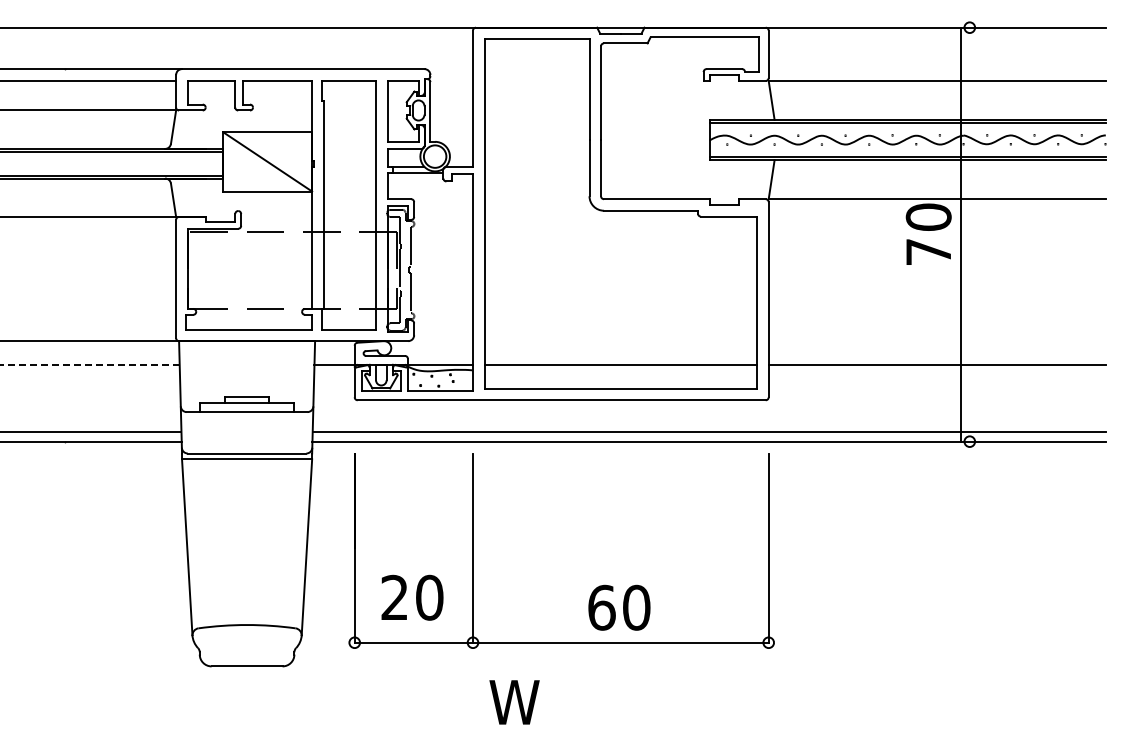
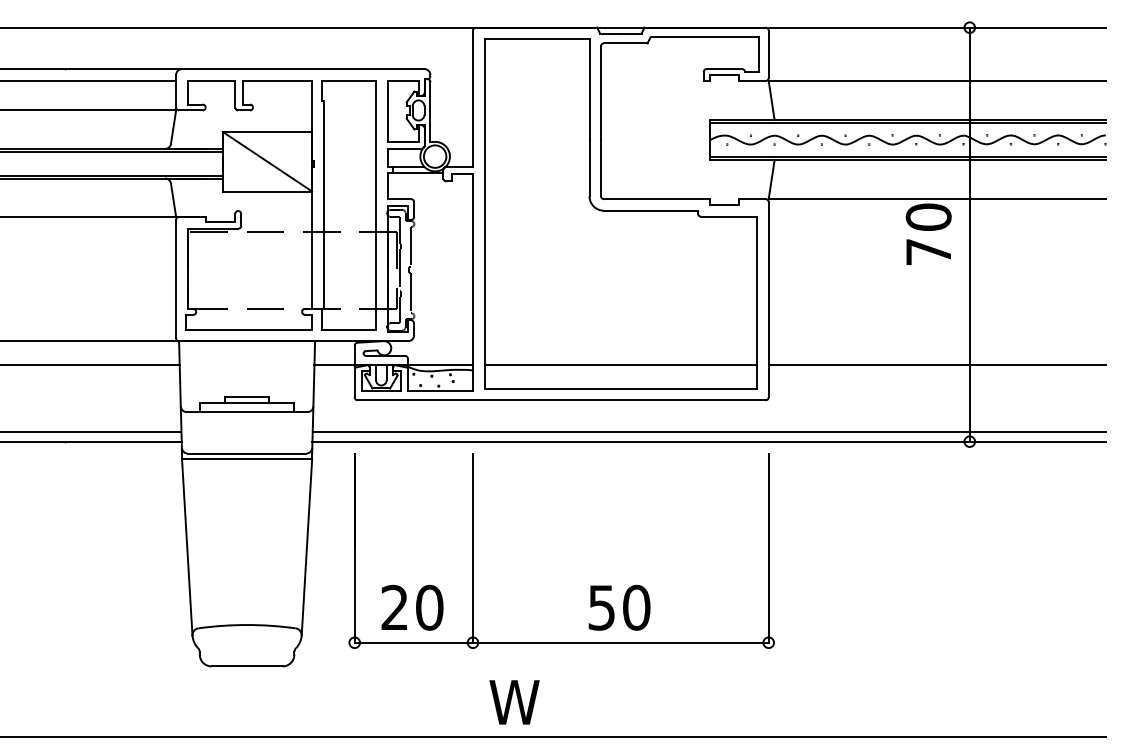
line position: (960, 234) -> (969, 234) (969, 234)
line: dashed -> solid (89, 364)
text position: (412, 597) -> (412, 607) (412, 607)
text: 60 -> 50 (601, 607)
line: none -> present (553, 737)
